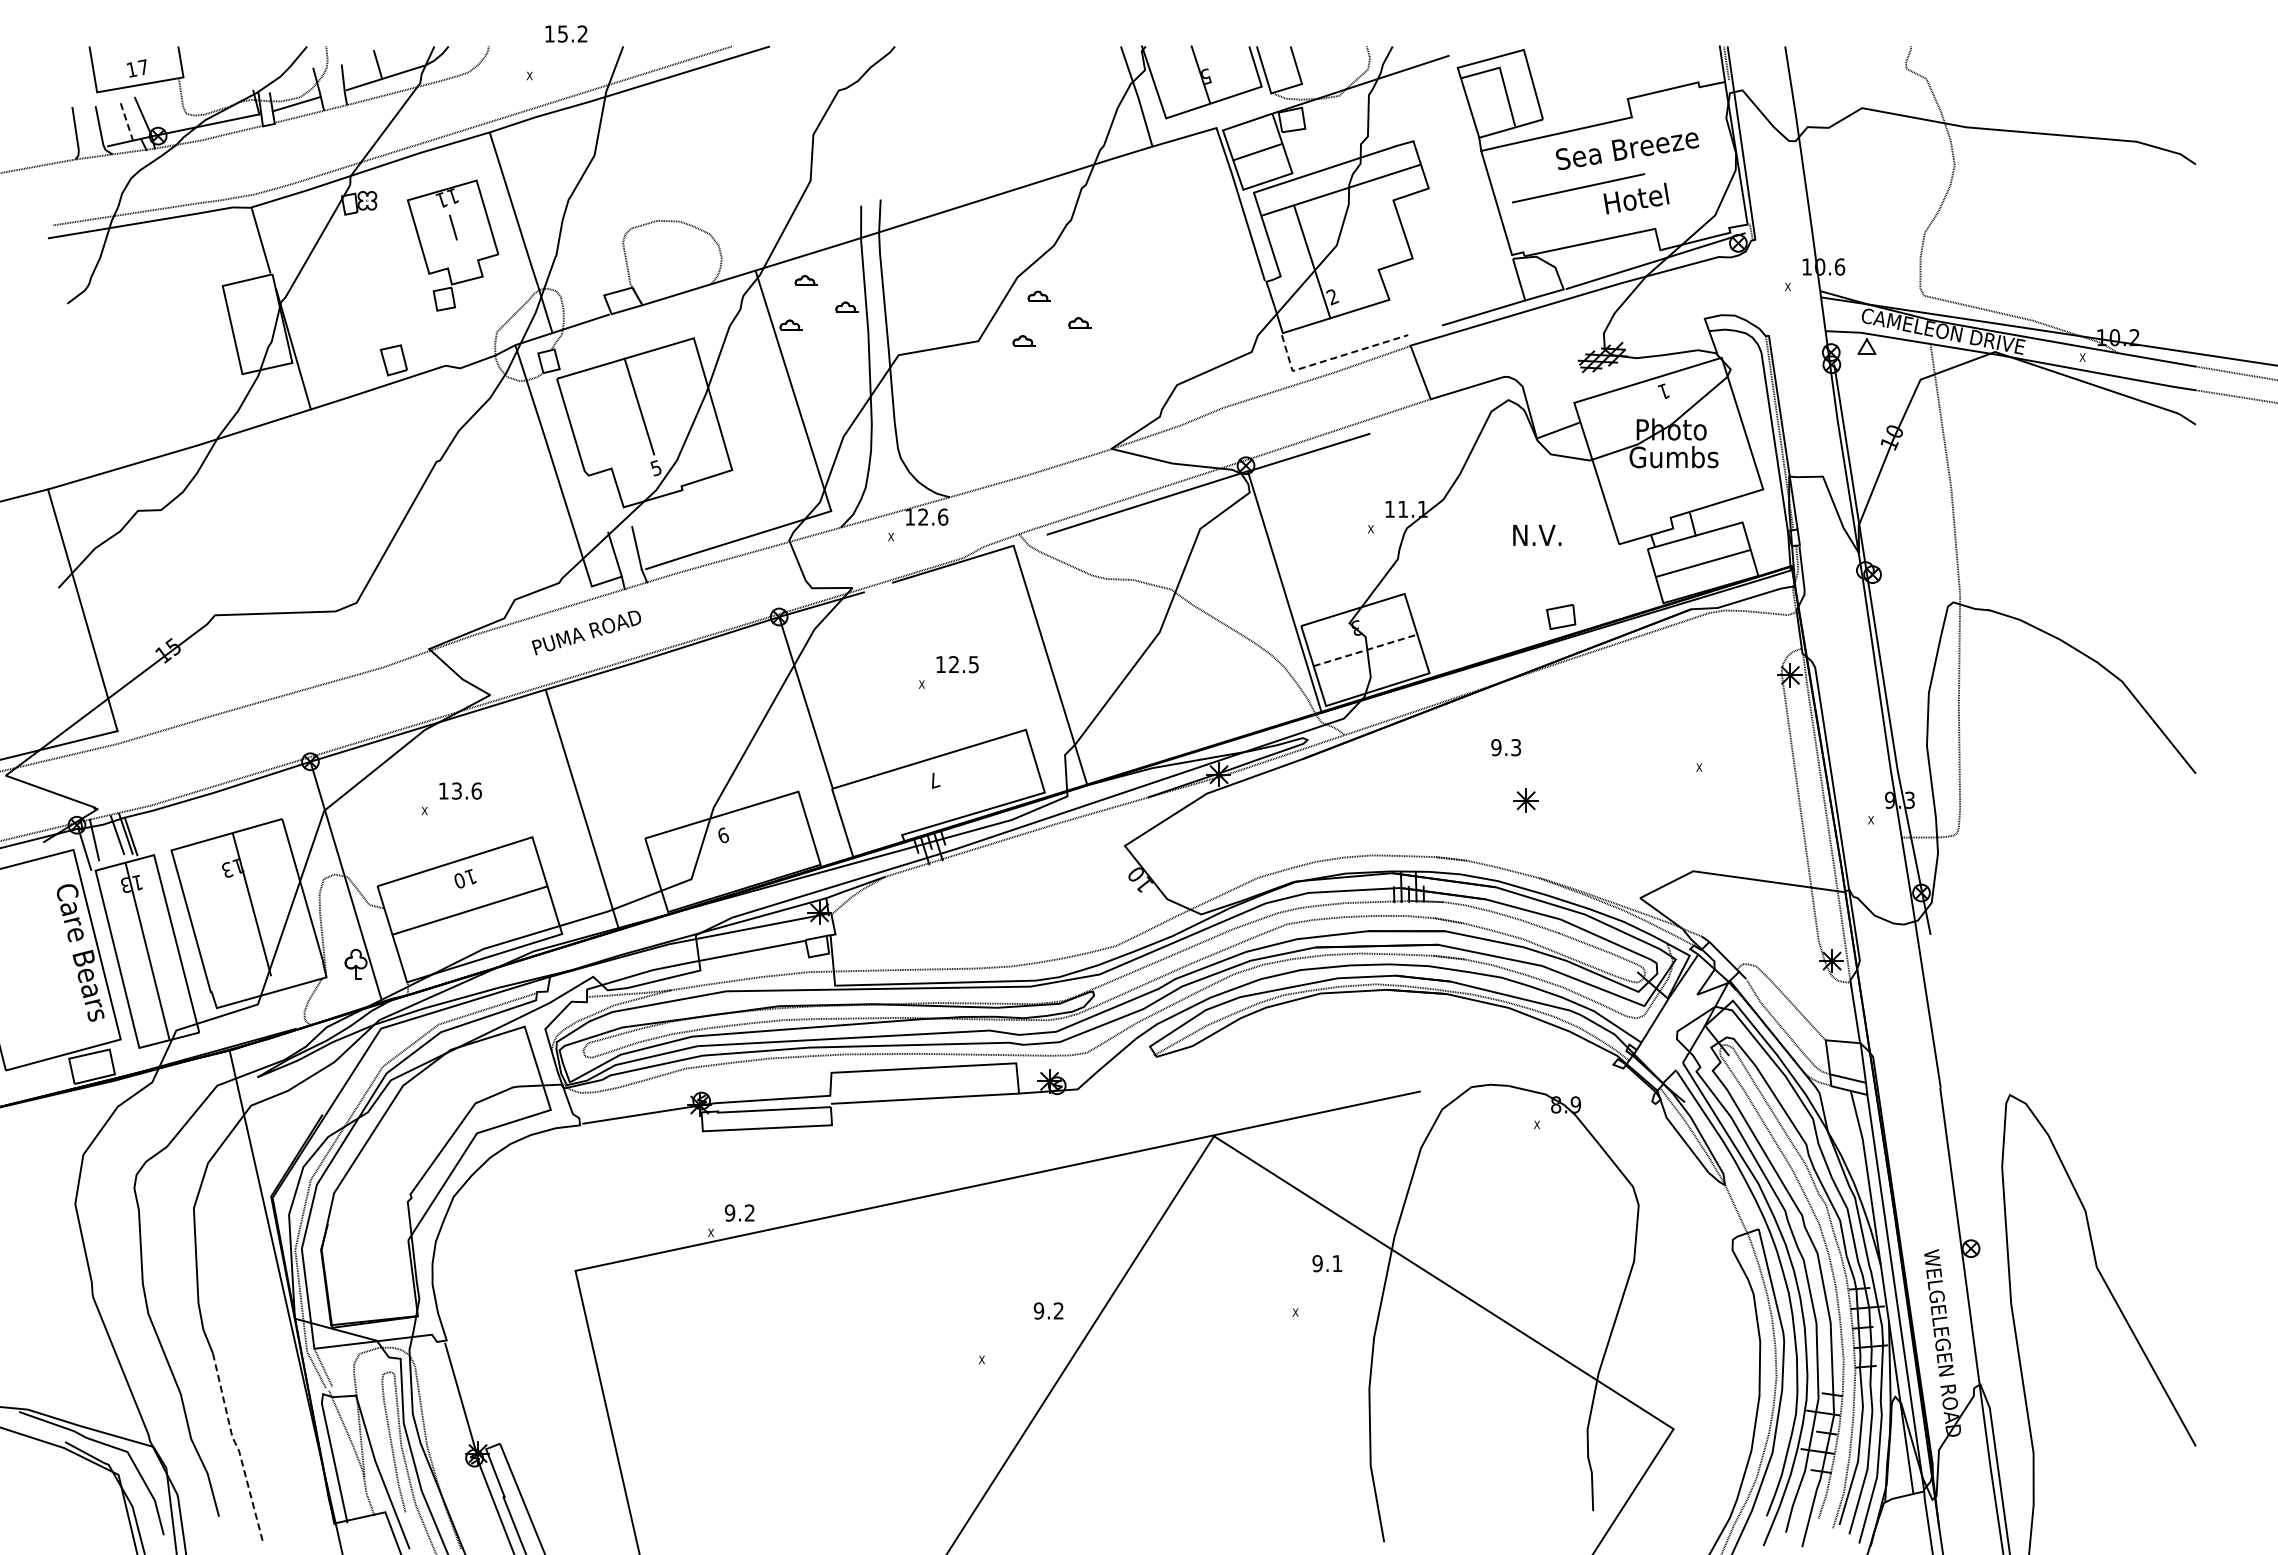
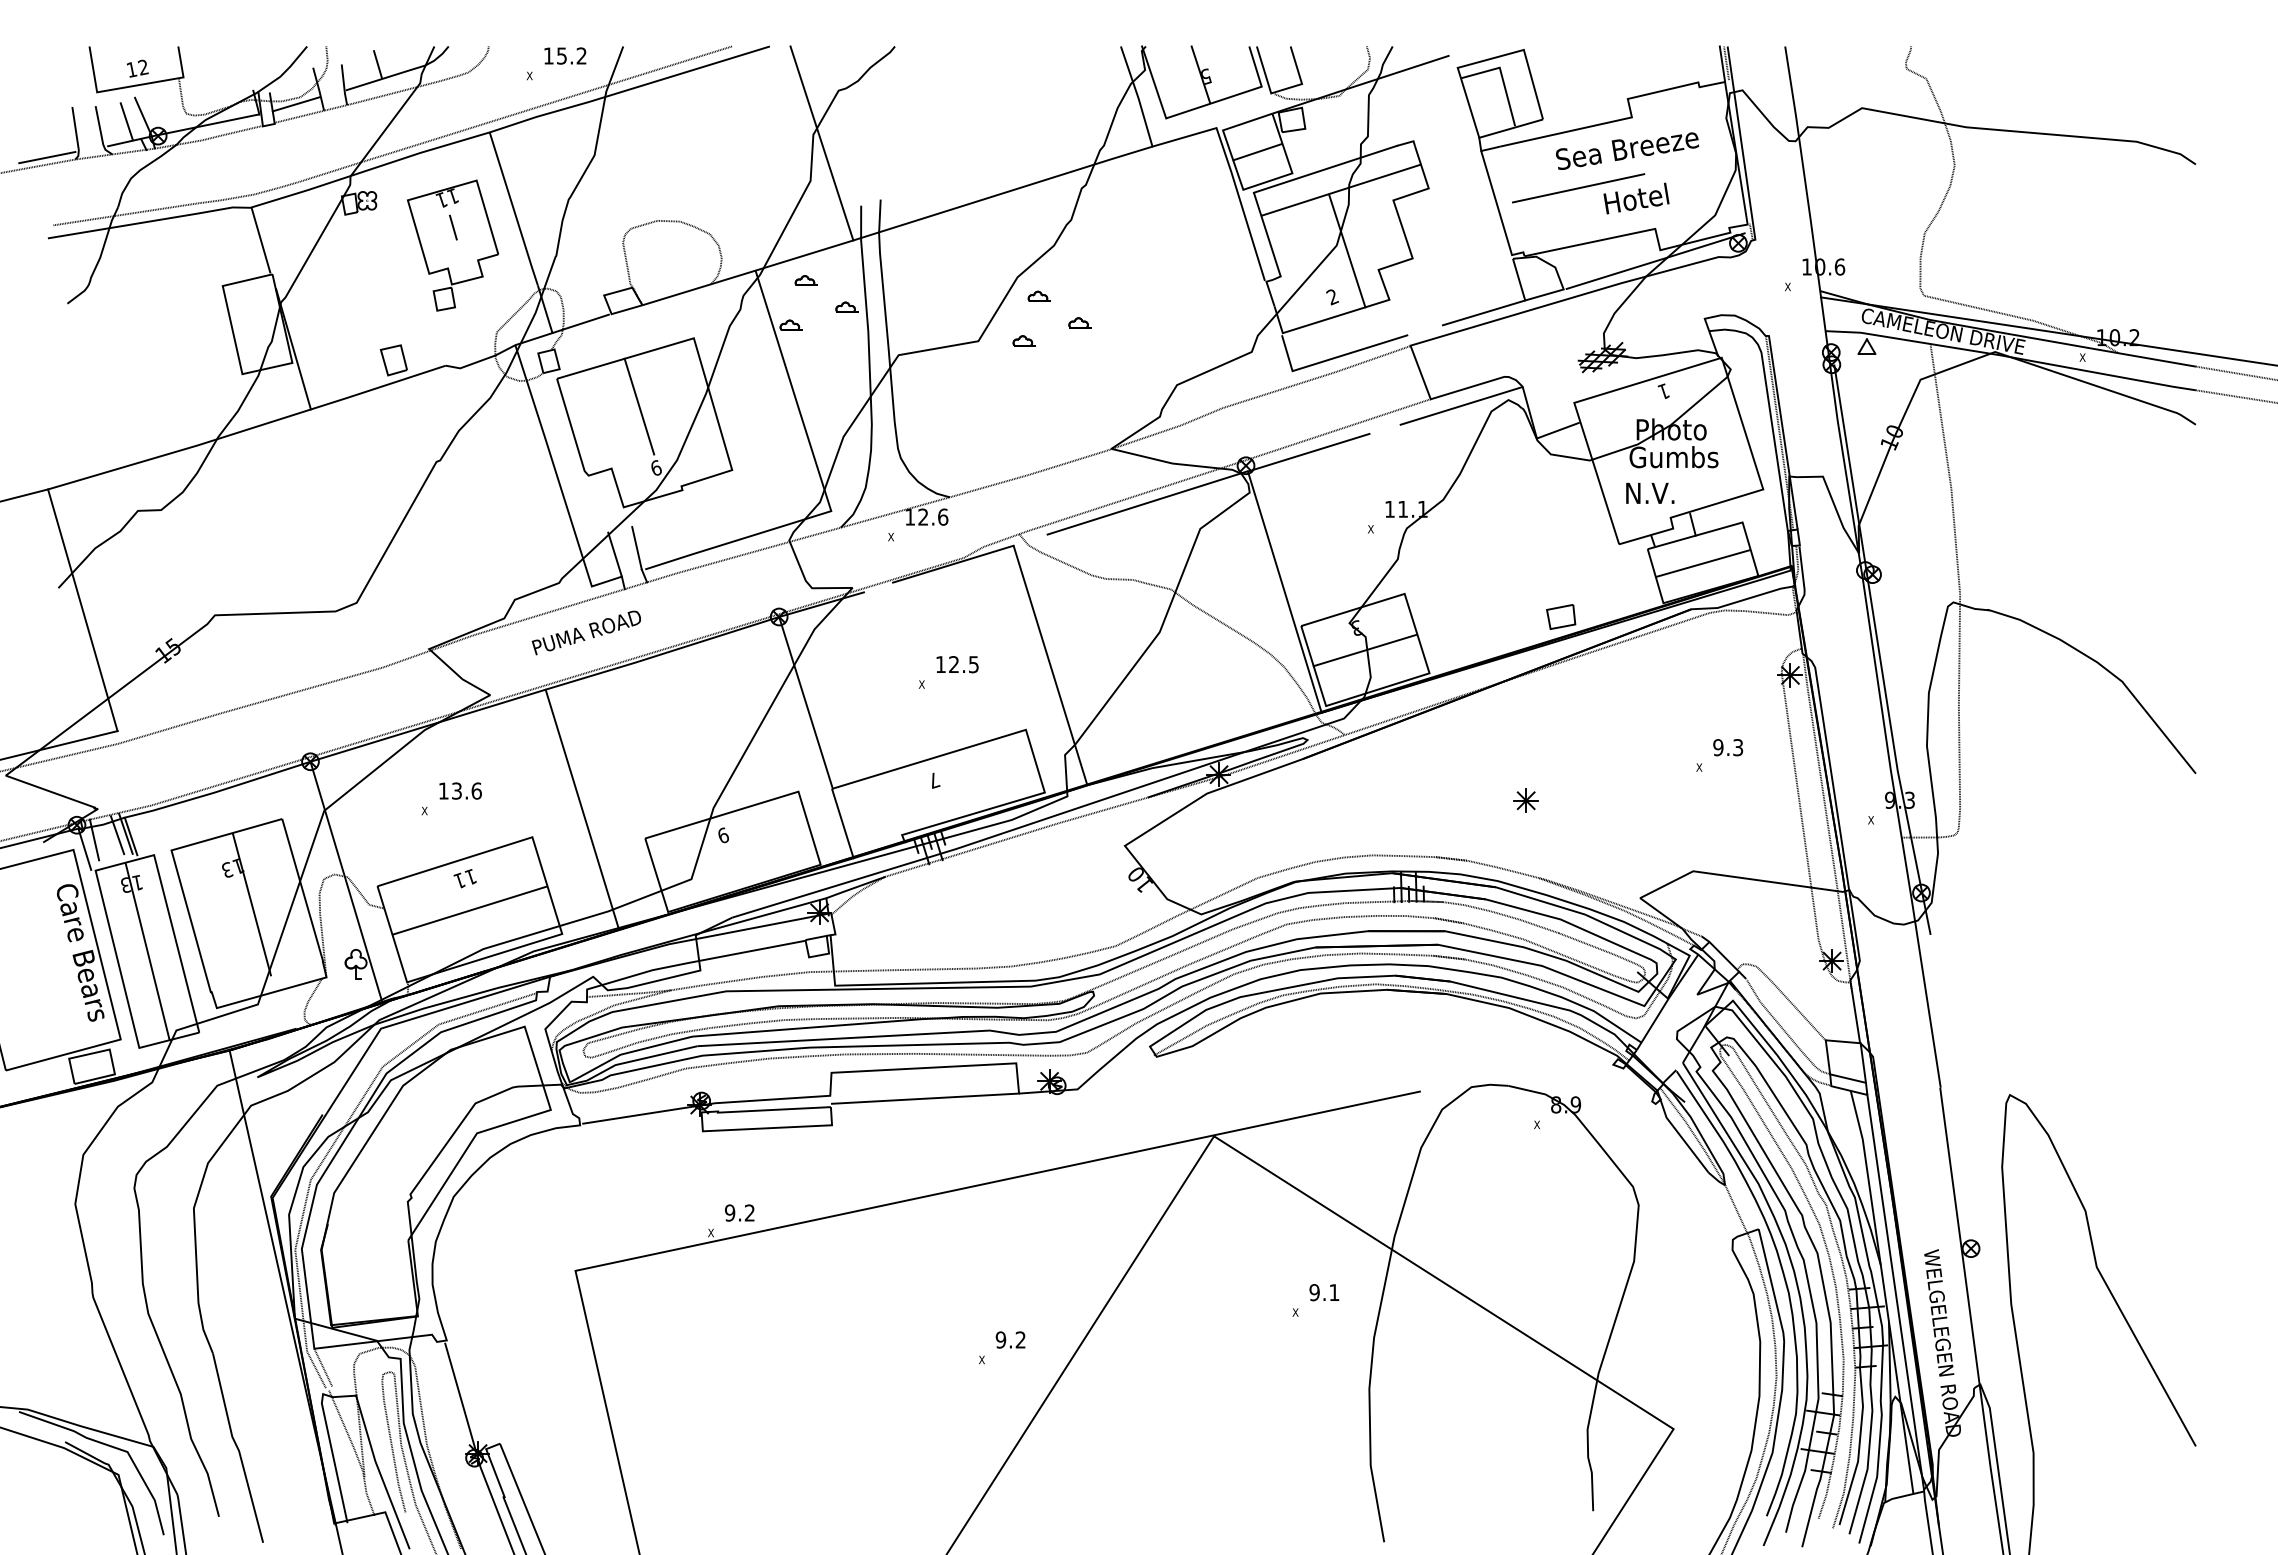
text position: (566, 33) -> (565, 55) (565, 55)
text: 17 -> 12 (143, 67)
line: dashed -> solid (127, 122)
line: none -> present (821, 143)
line: none -> present (47, 157)
line position: (1312, 261) -> (1347, 250) (1347, 250)
line: dashed -> solid (1332, 358)
line: none -> present (1461, 405)
text: 5 -> 6 (655, 468)
text position: (1537, 534) -> (1650, 492) (1650, 492)
line: dashed -> solid (1365, 650)
text position: (1506, 747) -> (1728, 747) (1728, 747)
text: 10 -> 11 (459, 880)
text position: (1327, 1263) -> (1324, 1292) (1324, 1292)
text position: (1048, 1310) -> (1010, 1339) (1010, 1339)
line: dashed -> solid (237, 1448)
